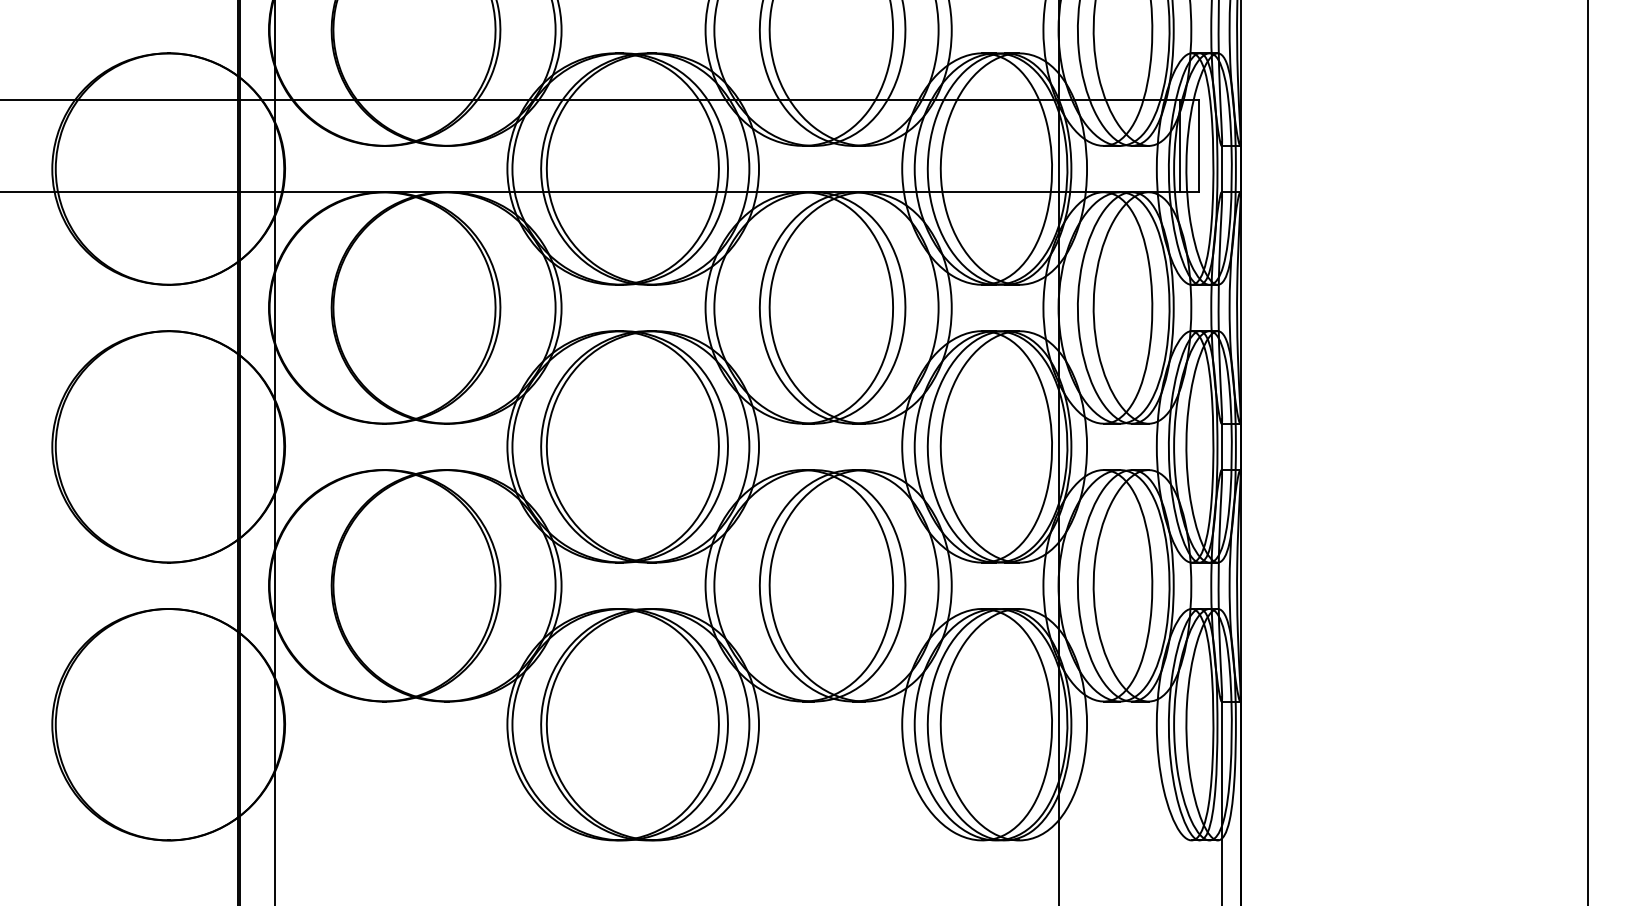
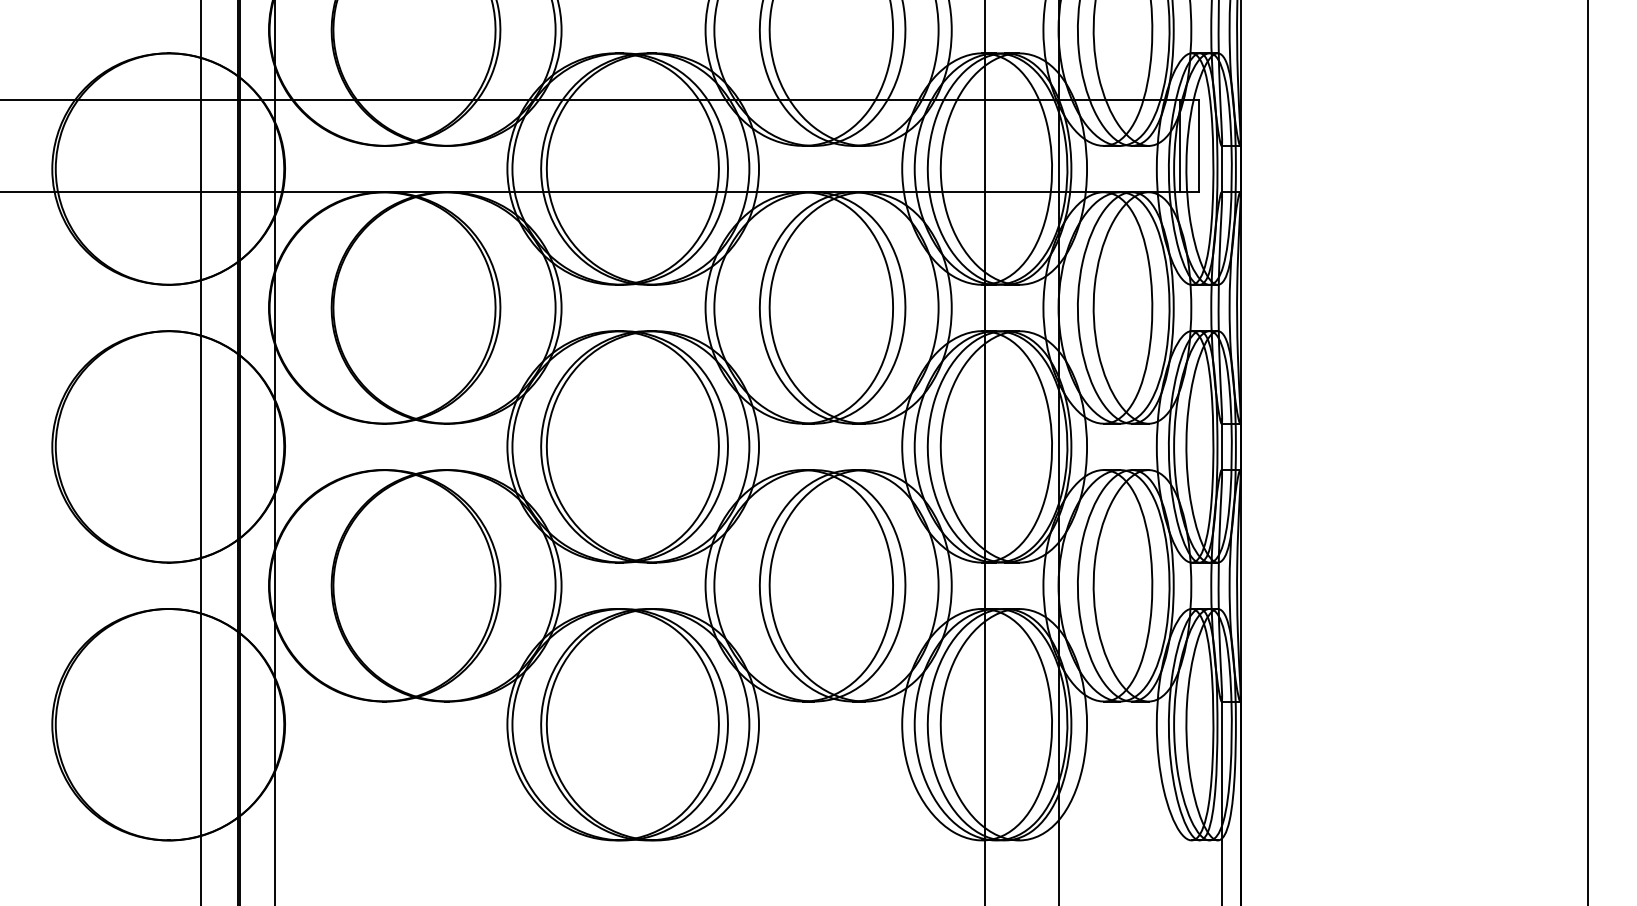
line: none -> present (201, 452)
line: none -> present (985, 452)
